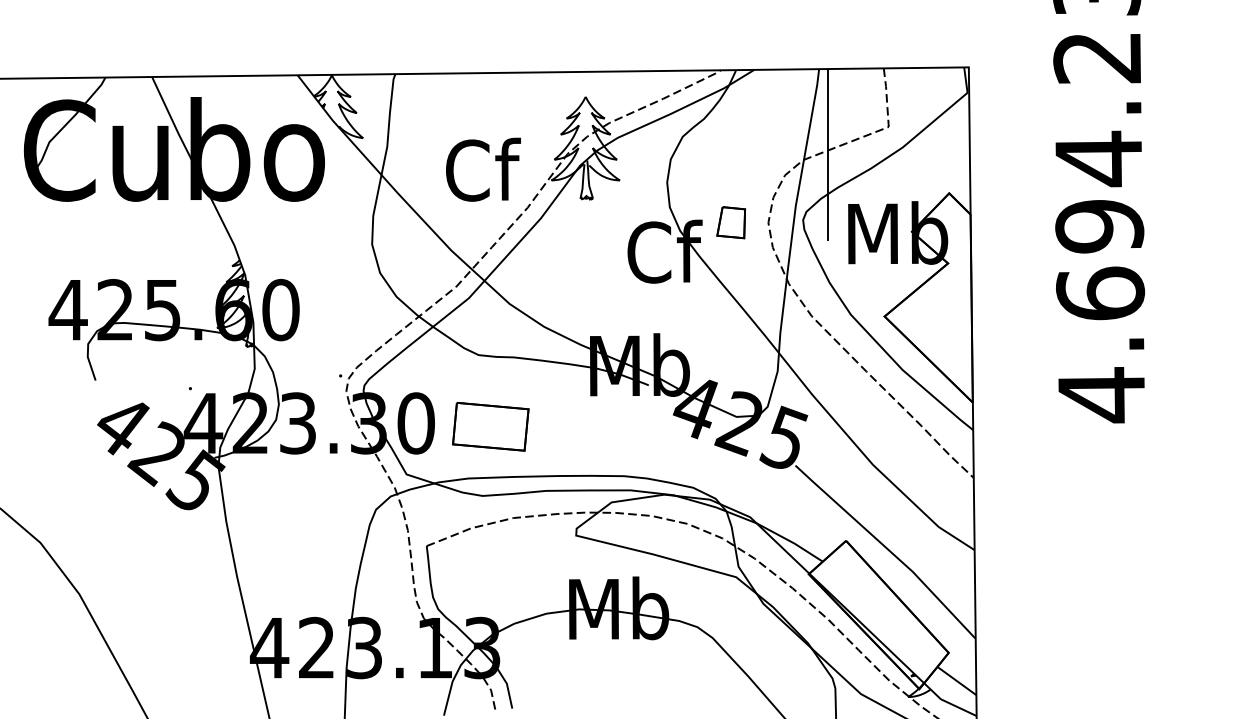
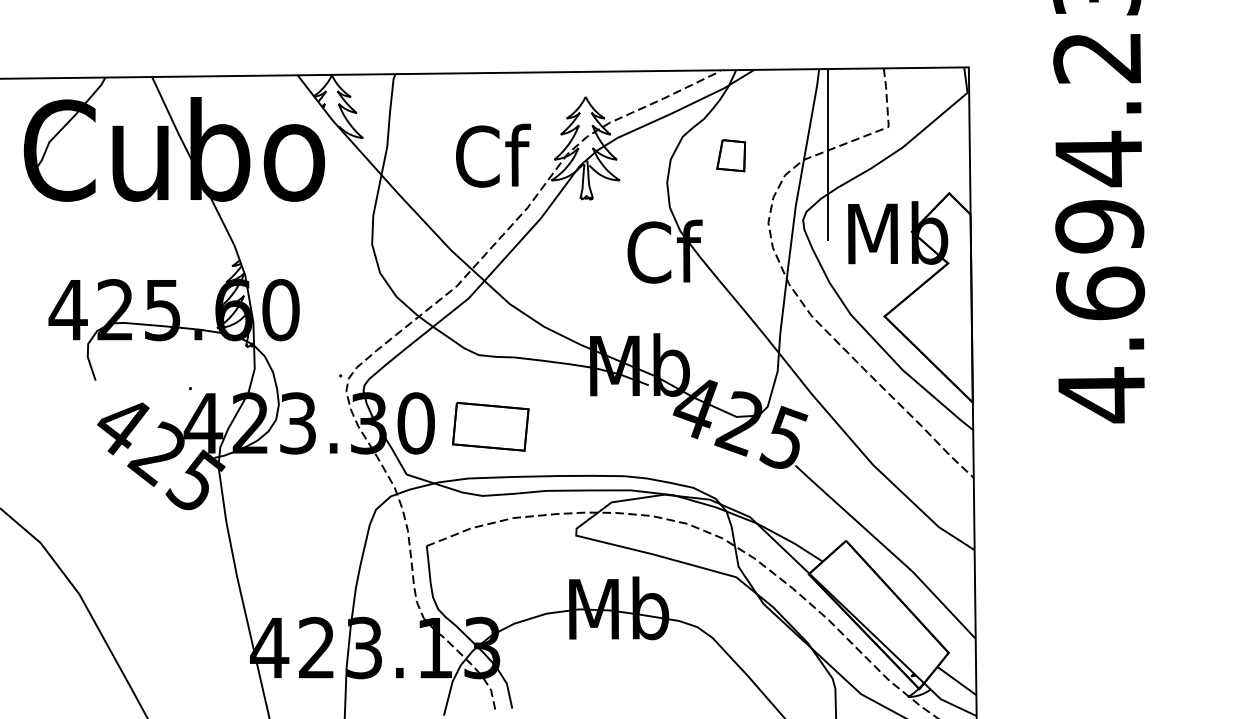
text position: (483, 169) -> (493, 155) (493, 155)
part position: (730, 222) -> (730, 155) (730, 155)
